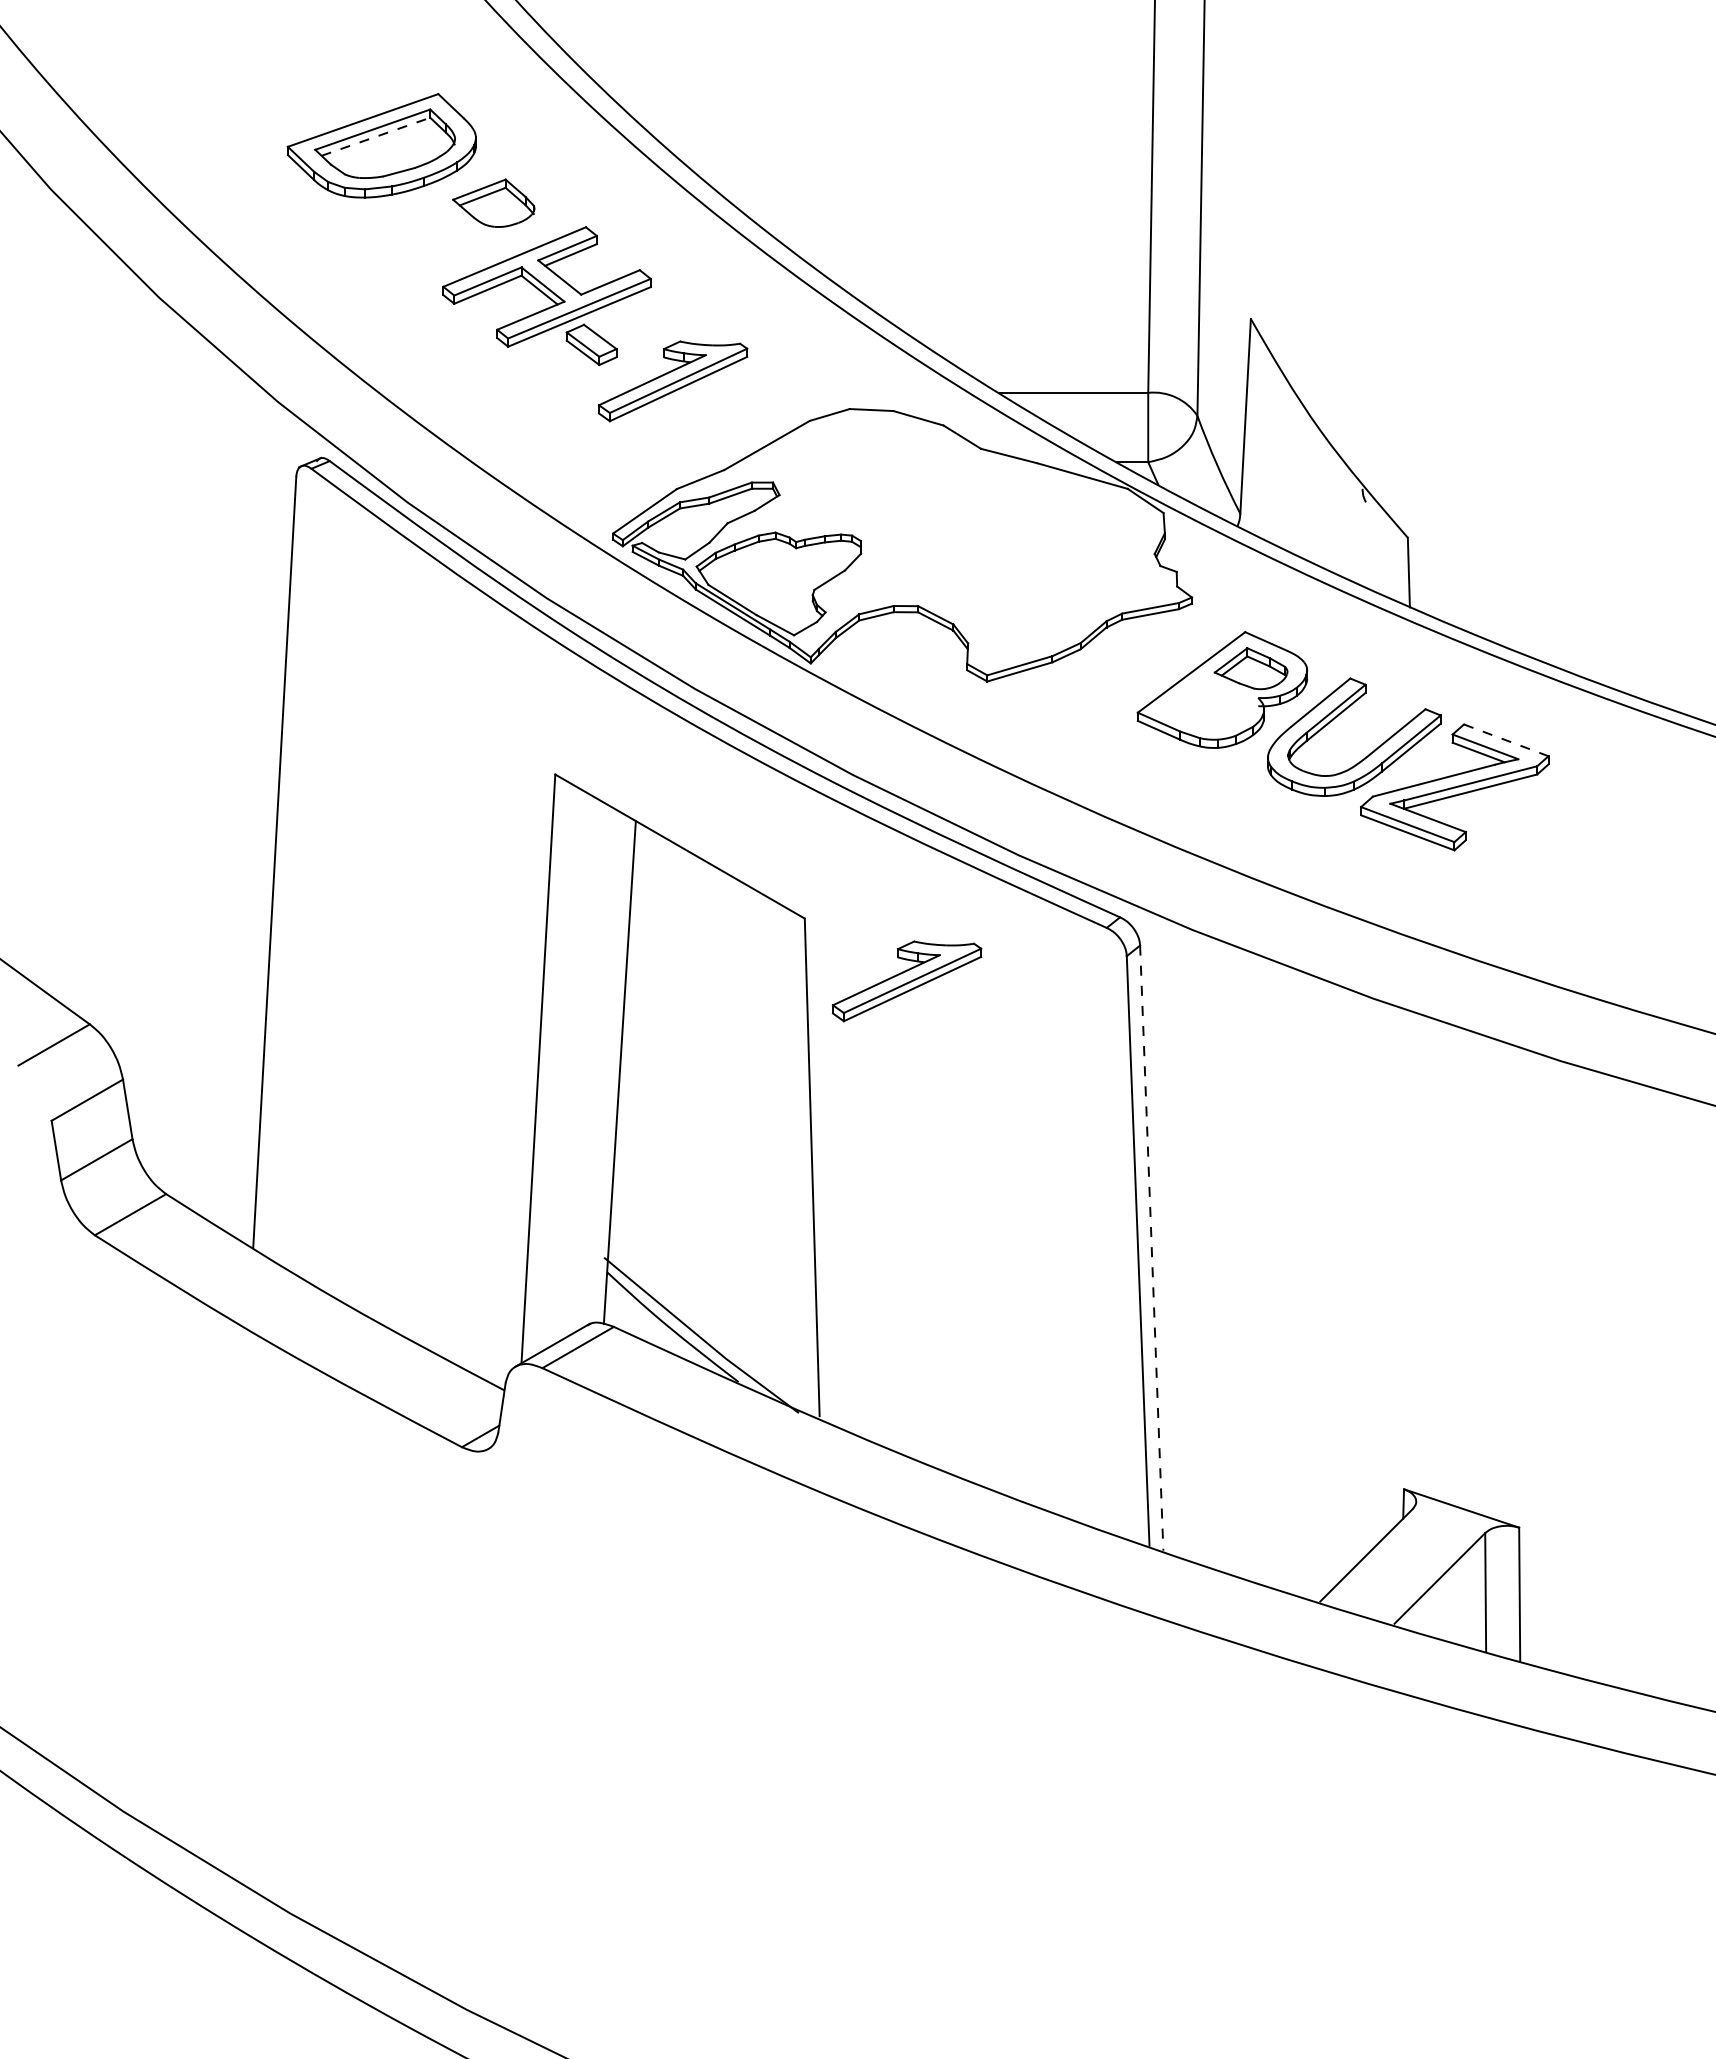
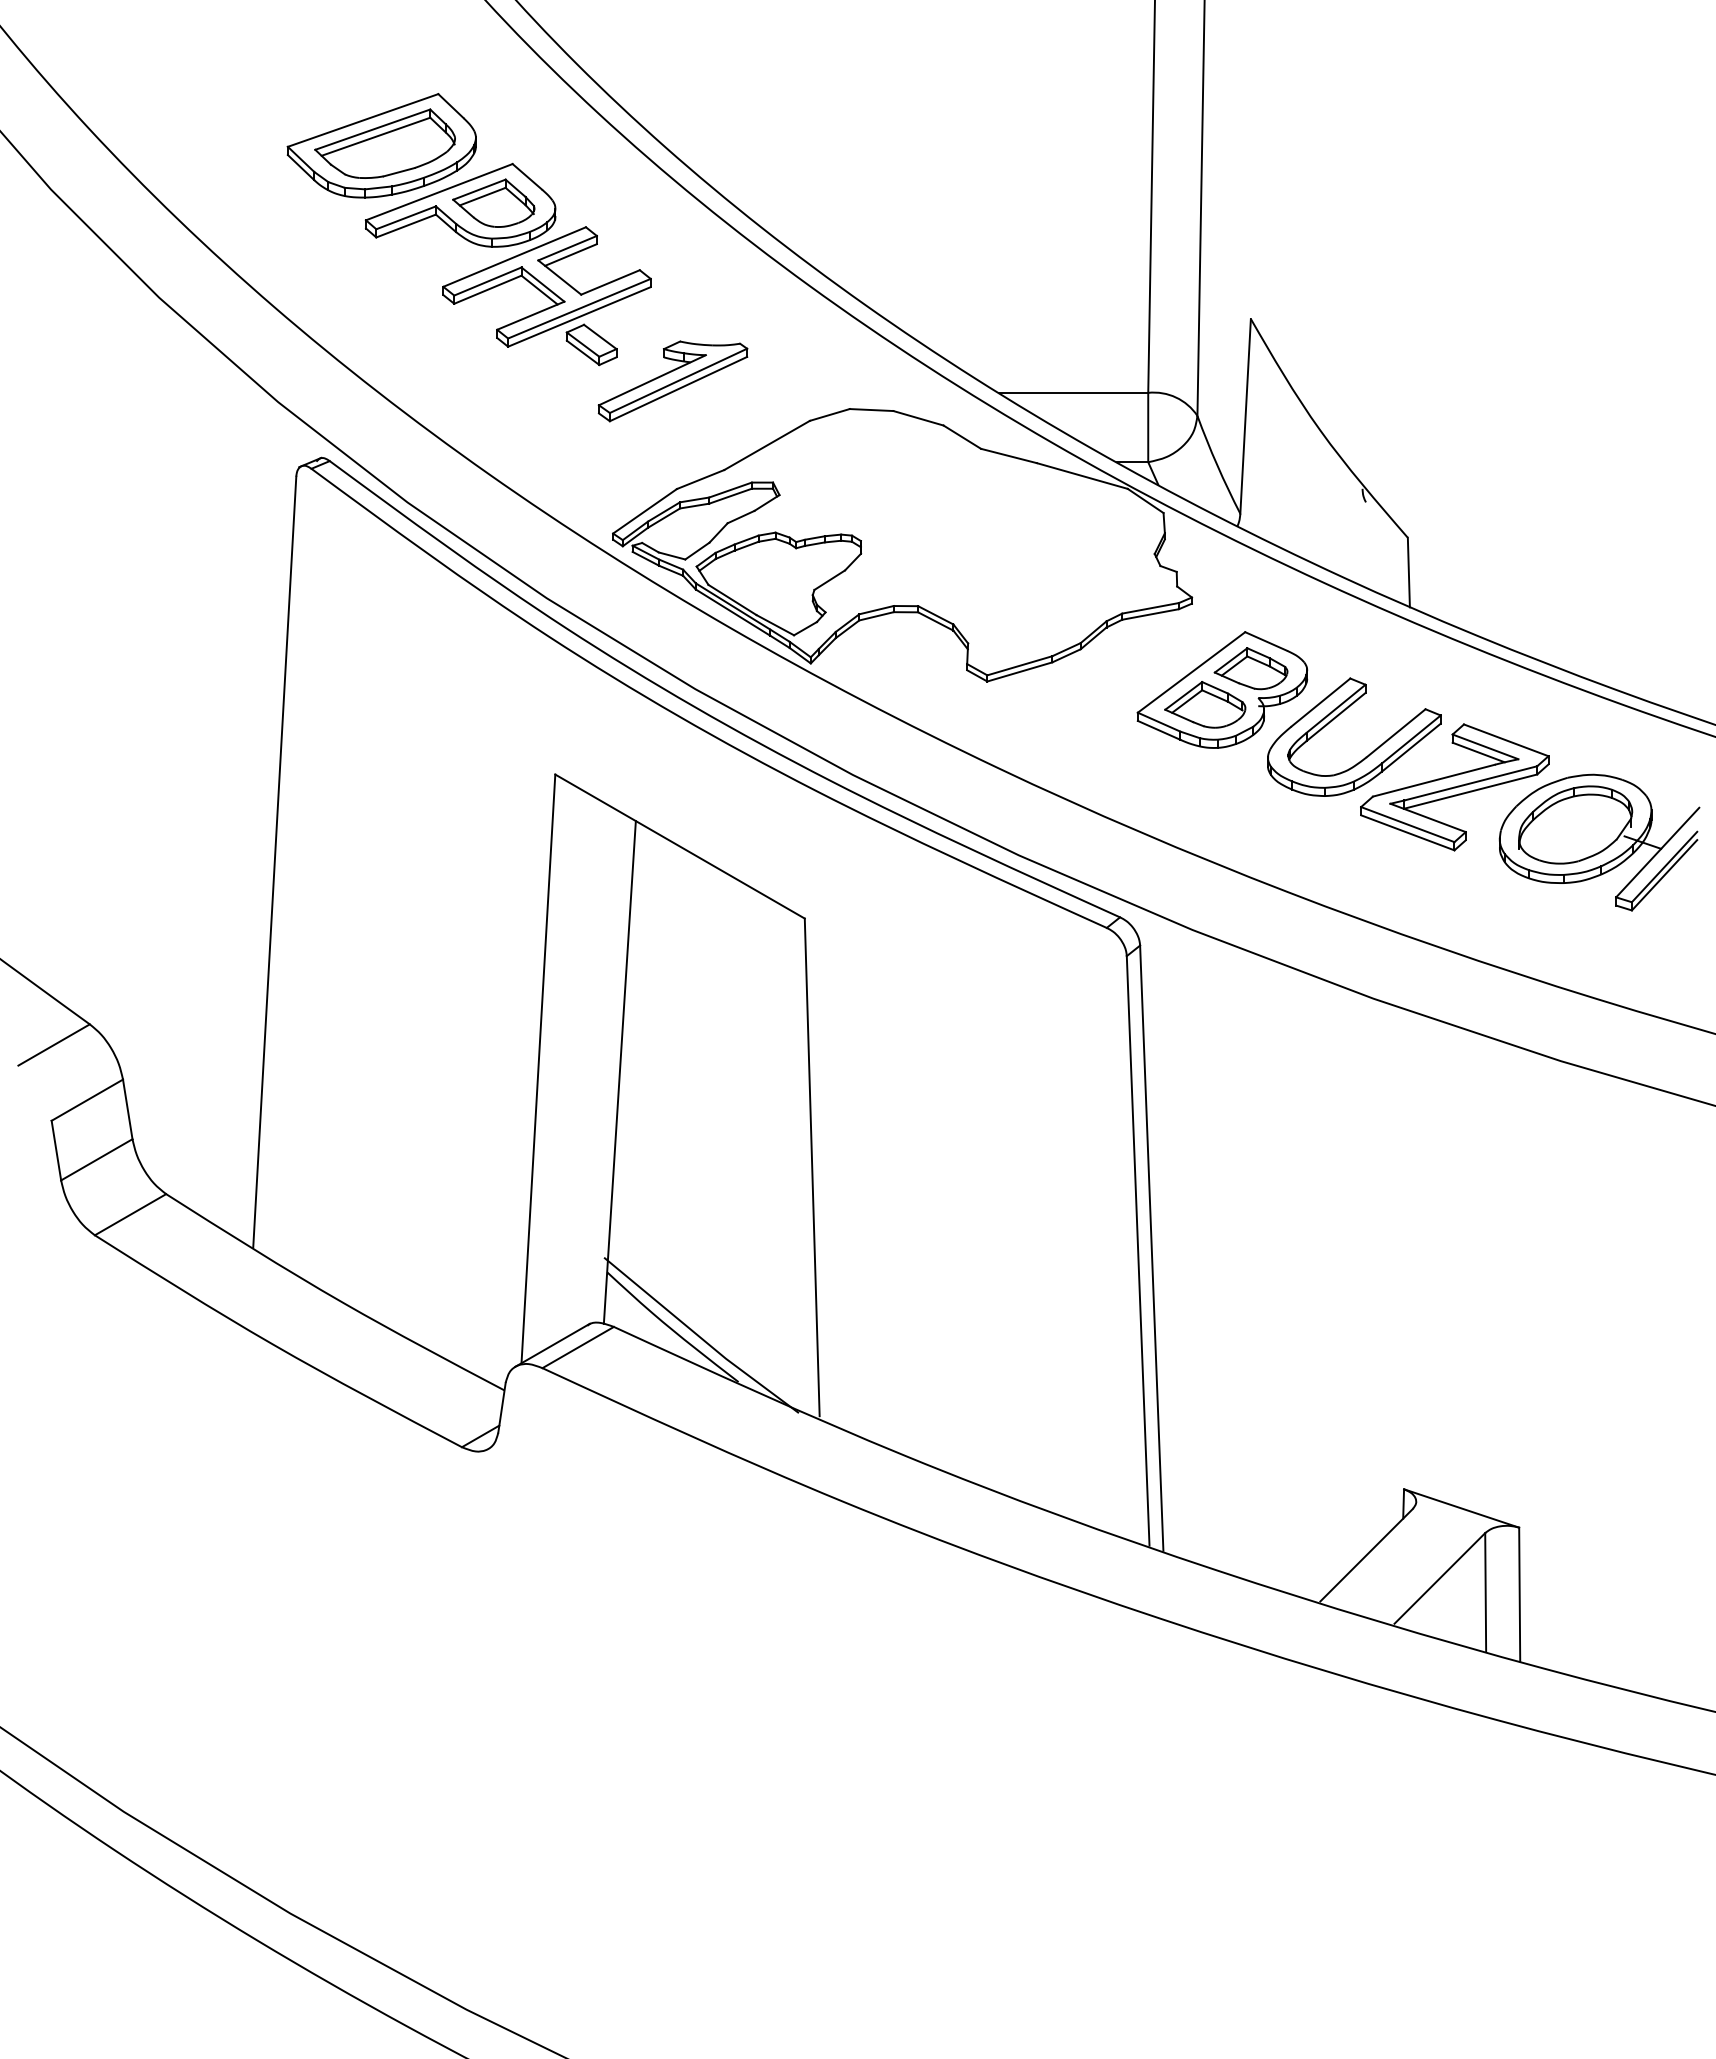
line: dashed -> solid (375, 136)
part: none -> present (460, 204)
part: none -> present (1205, 704)
line: dashed -> solid (1506, 740)
part: none -> present (1599, 842)
part: present -> none (906, 981)
line: dashed -> solid (1151, 1248)
